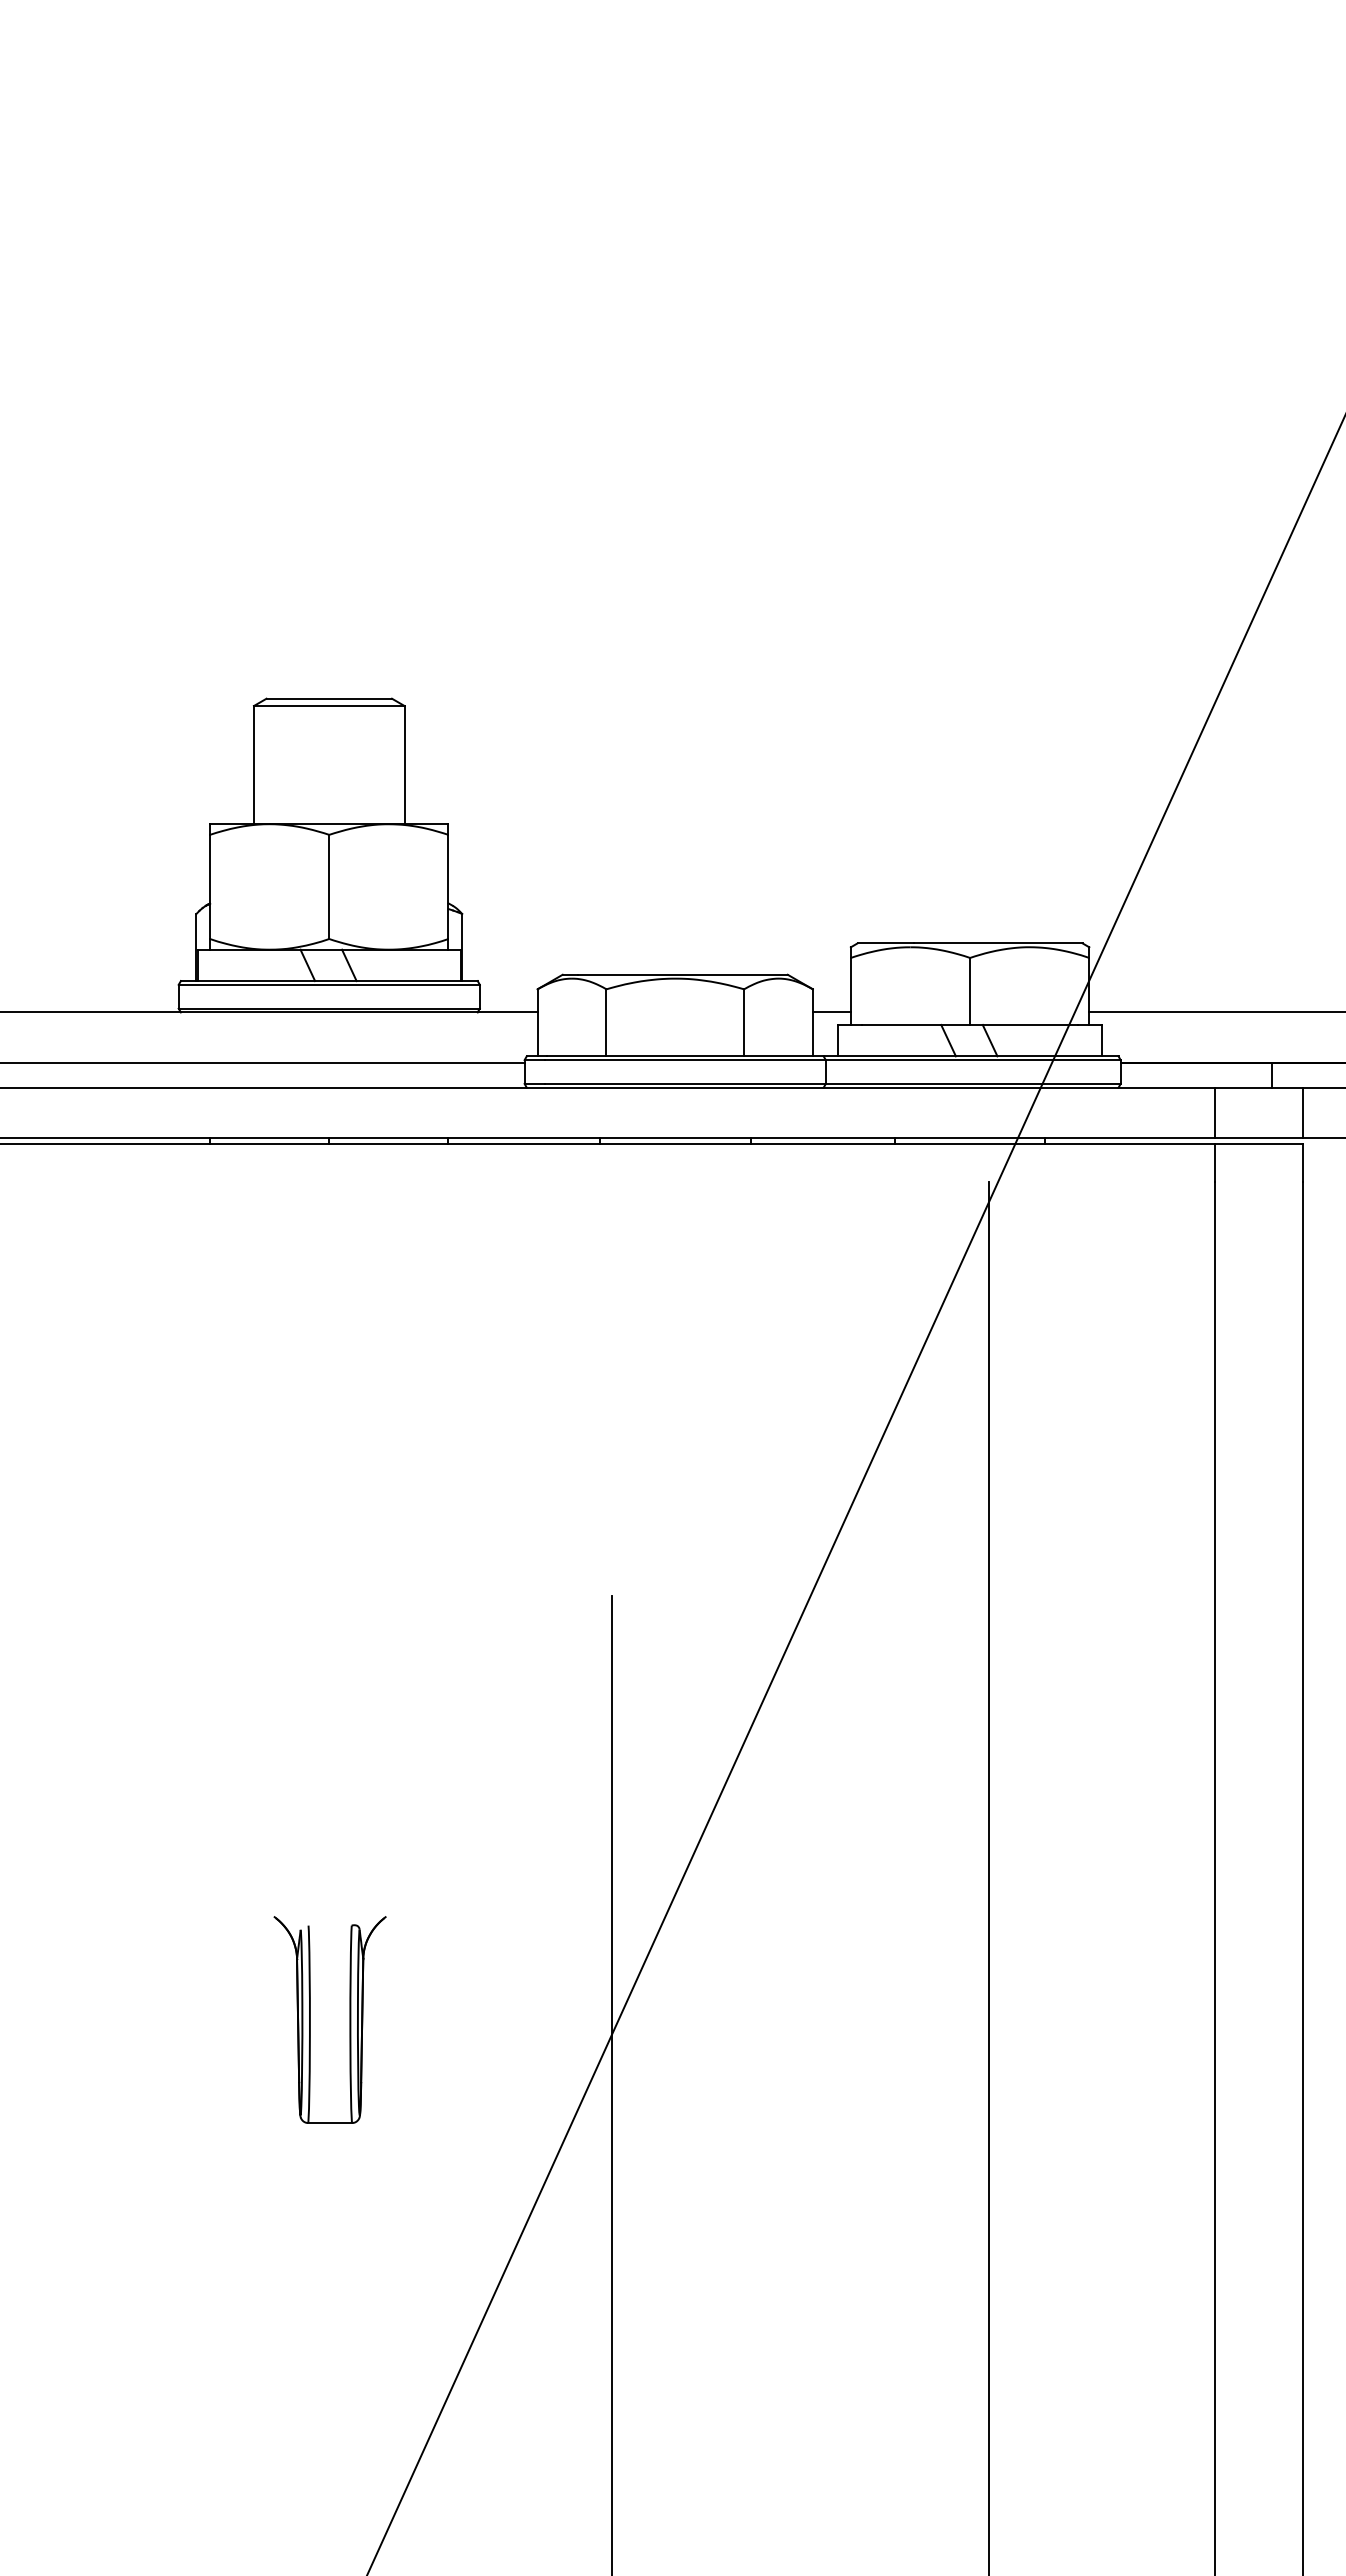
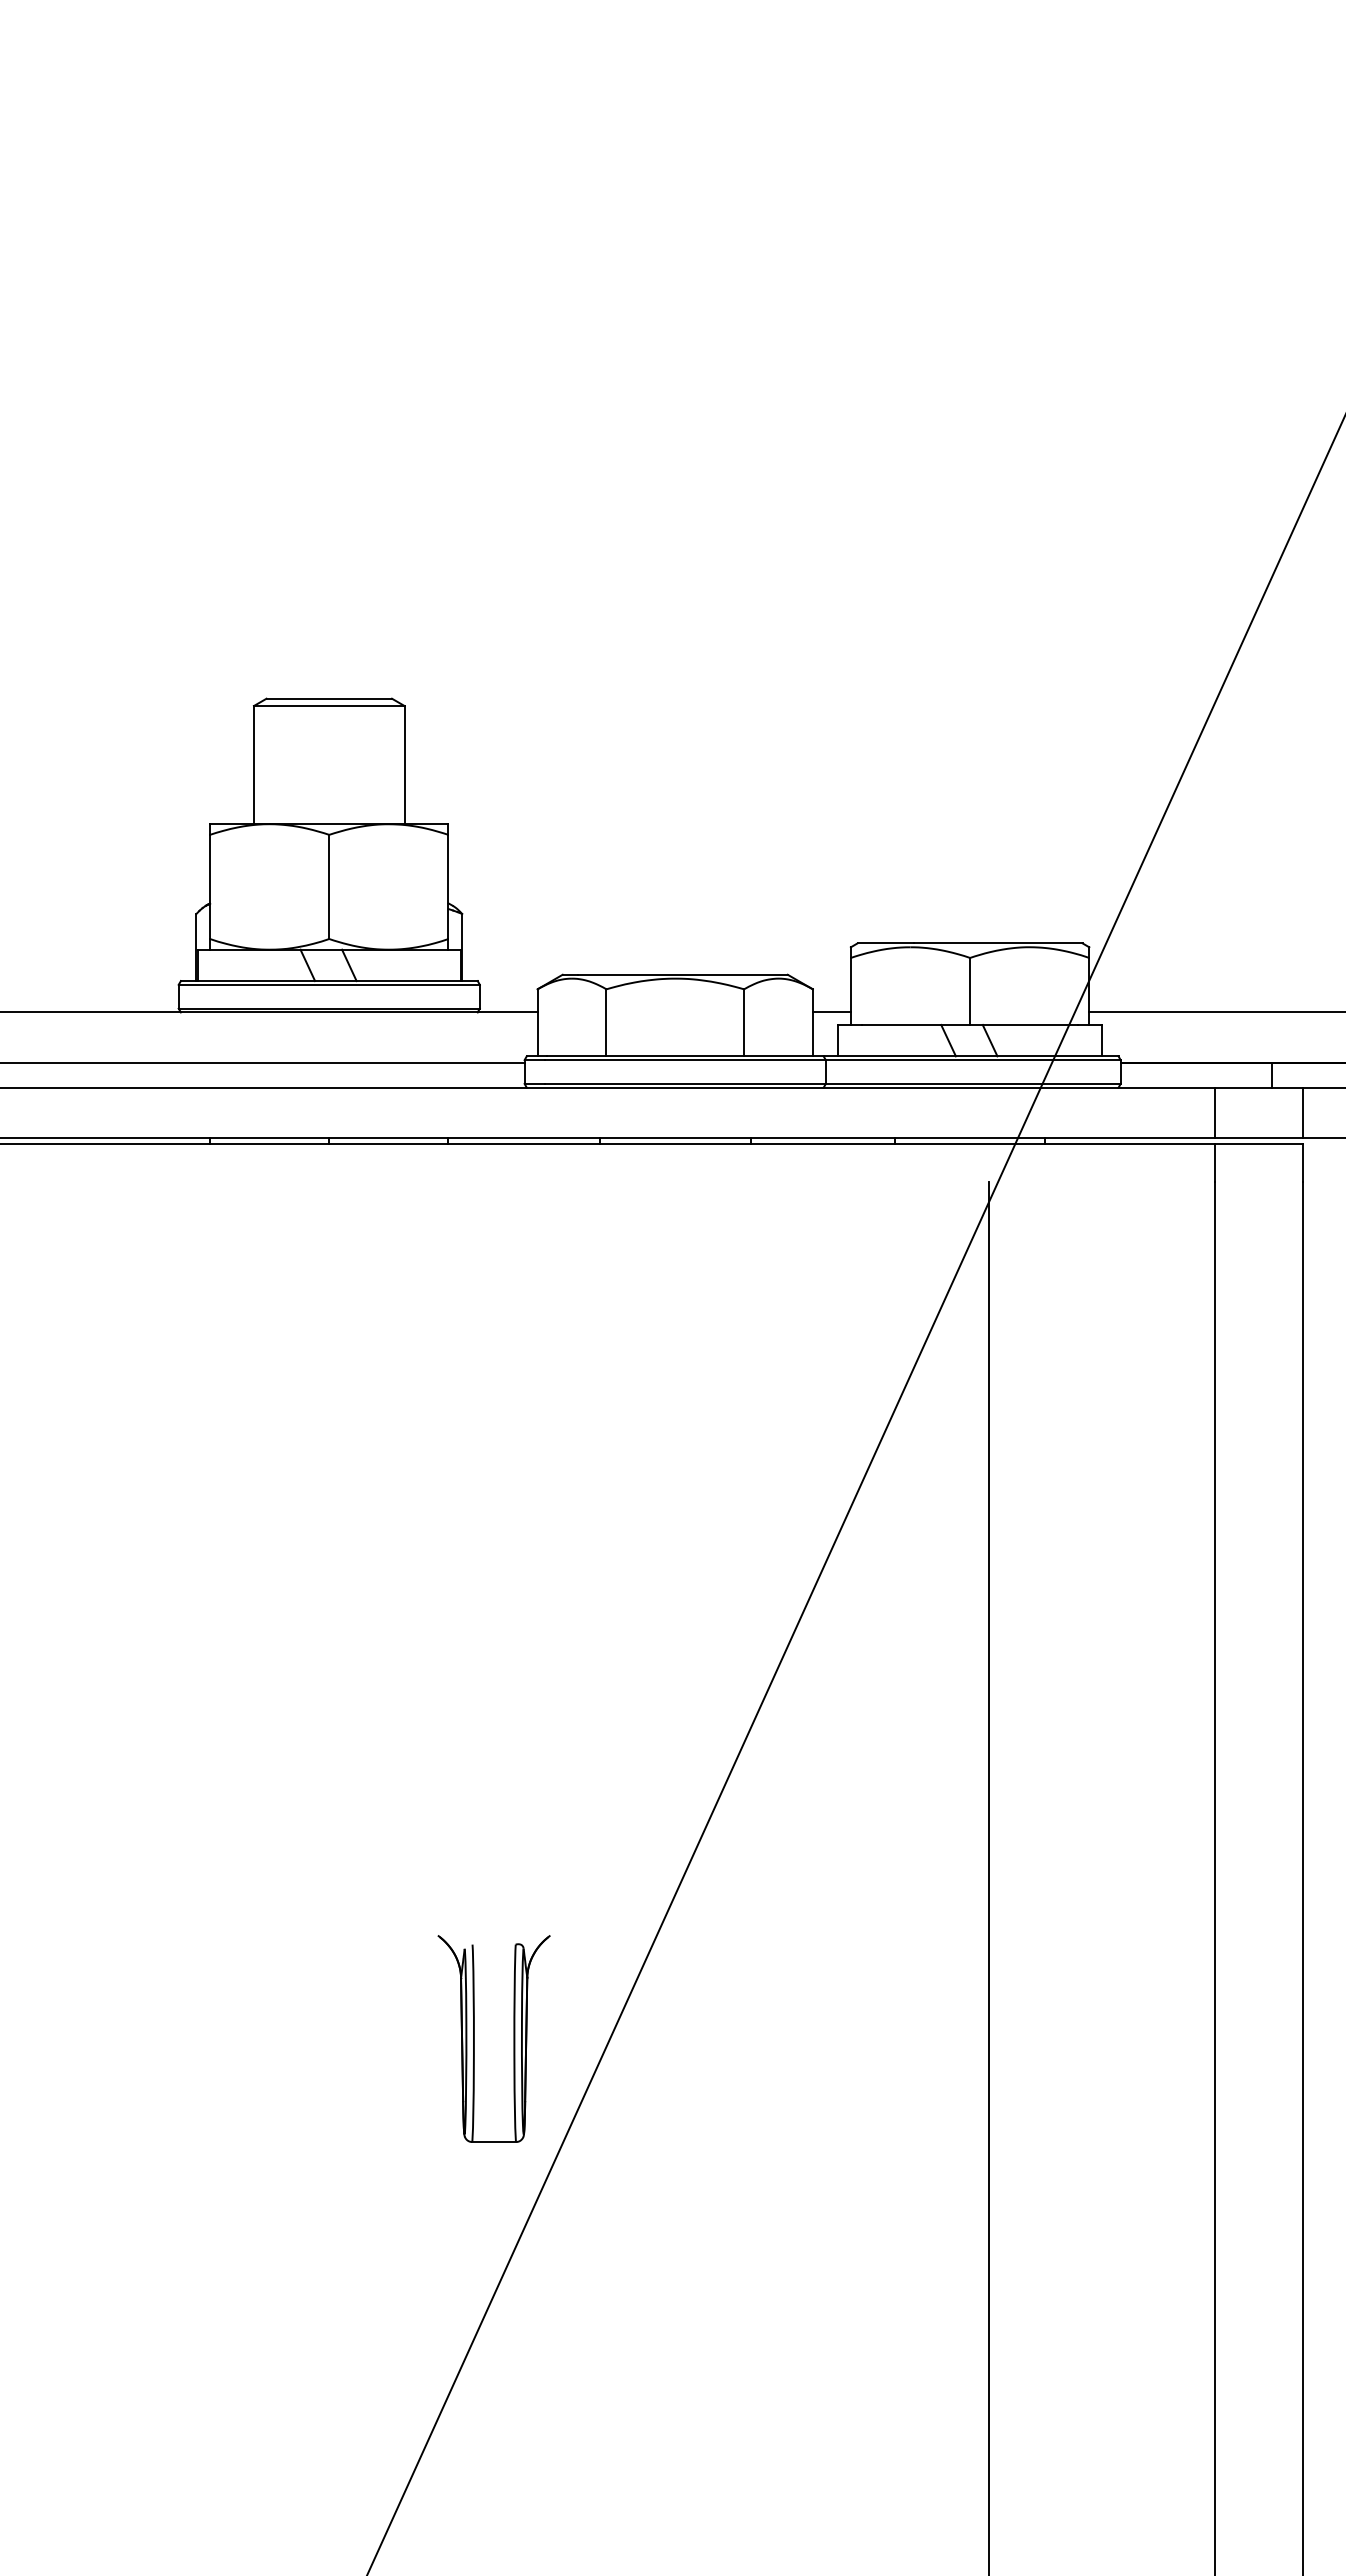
part position: (310, 2019) -> (474, 2038) (474, 2038)
line: present -> none (612, 2083)
